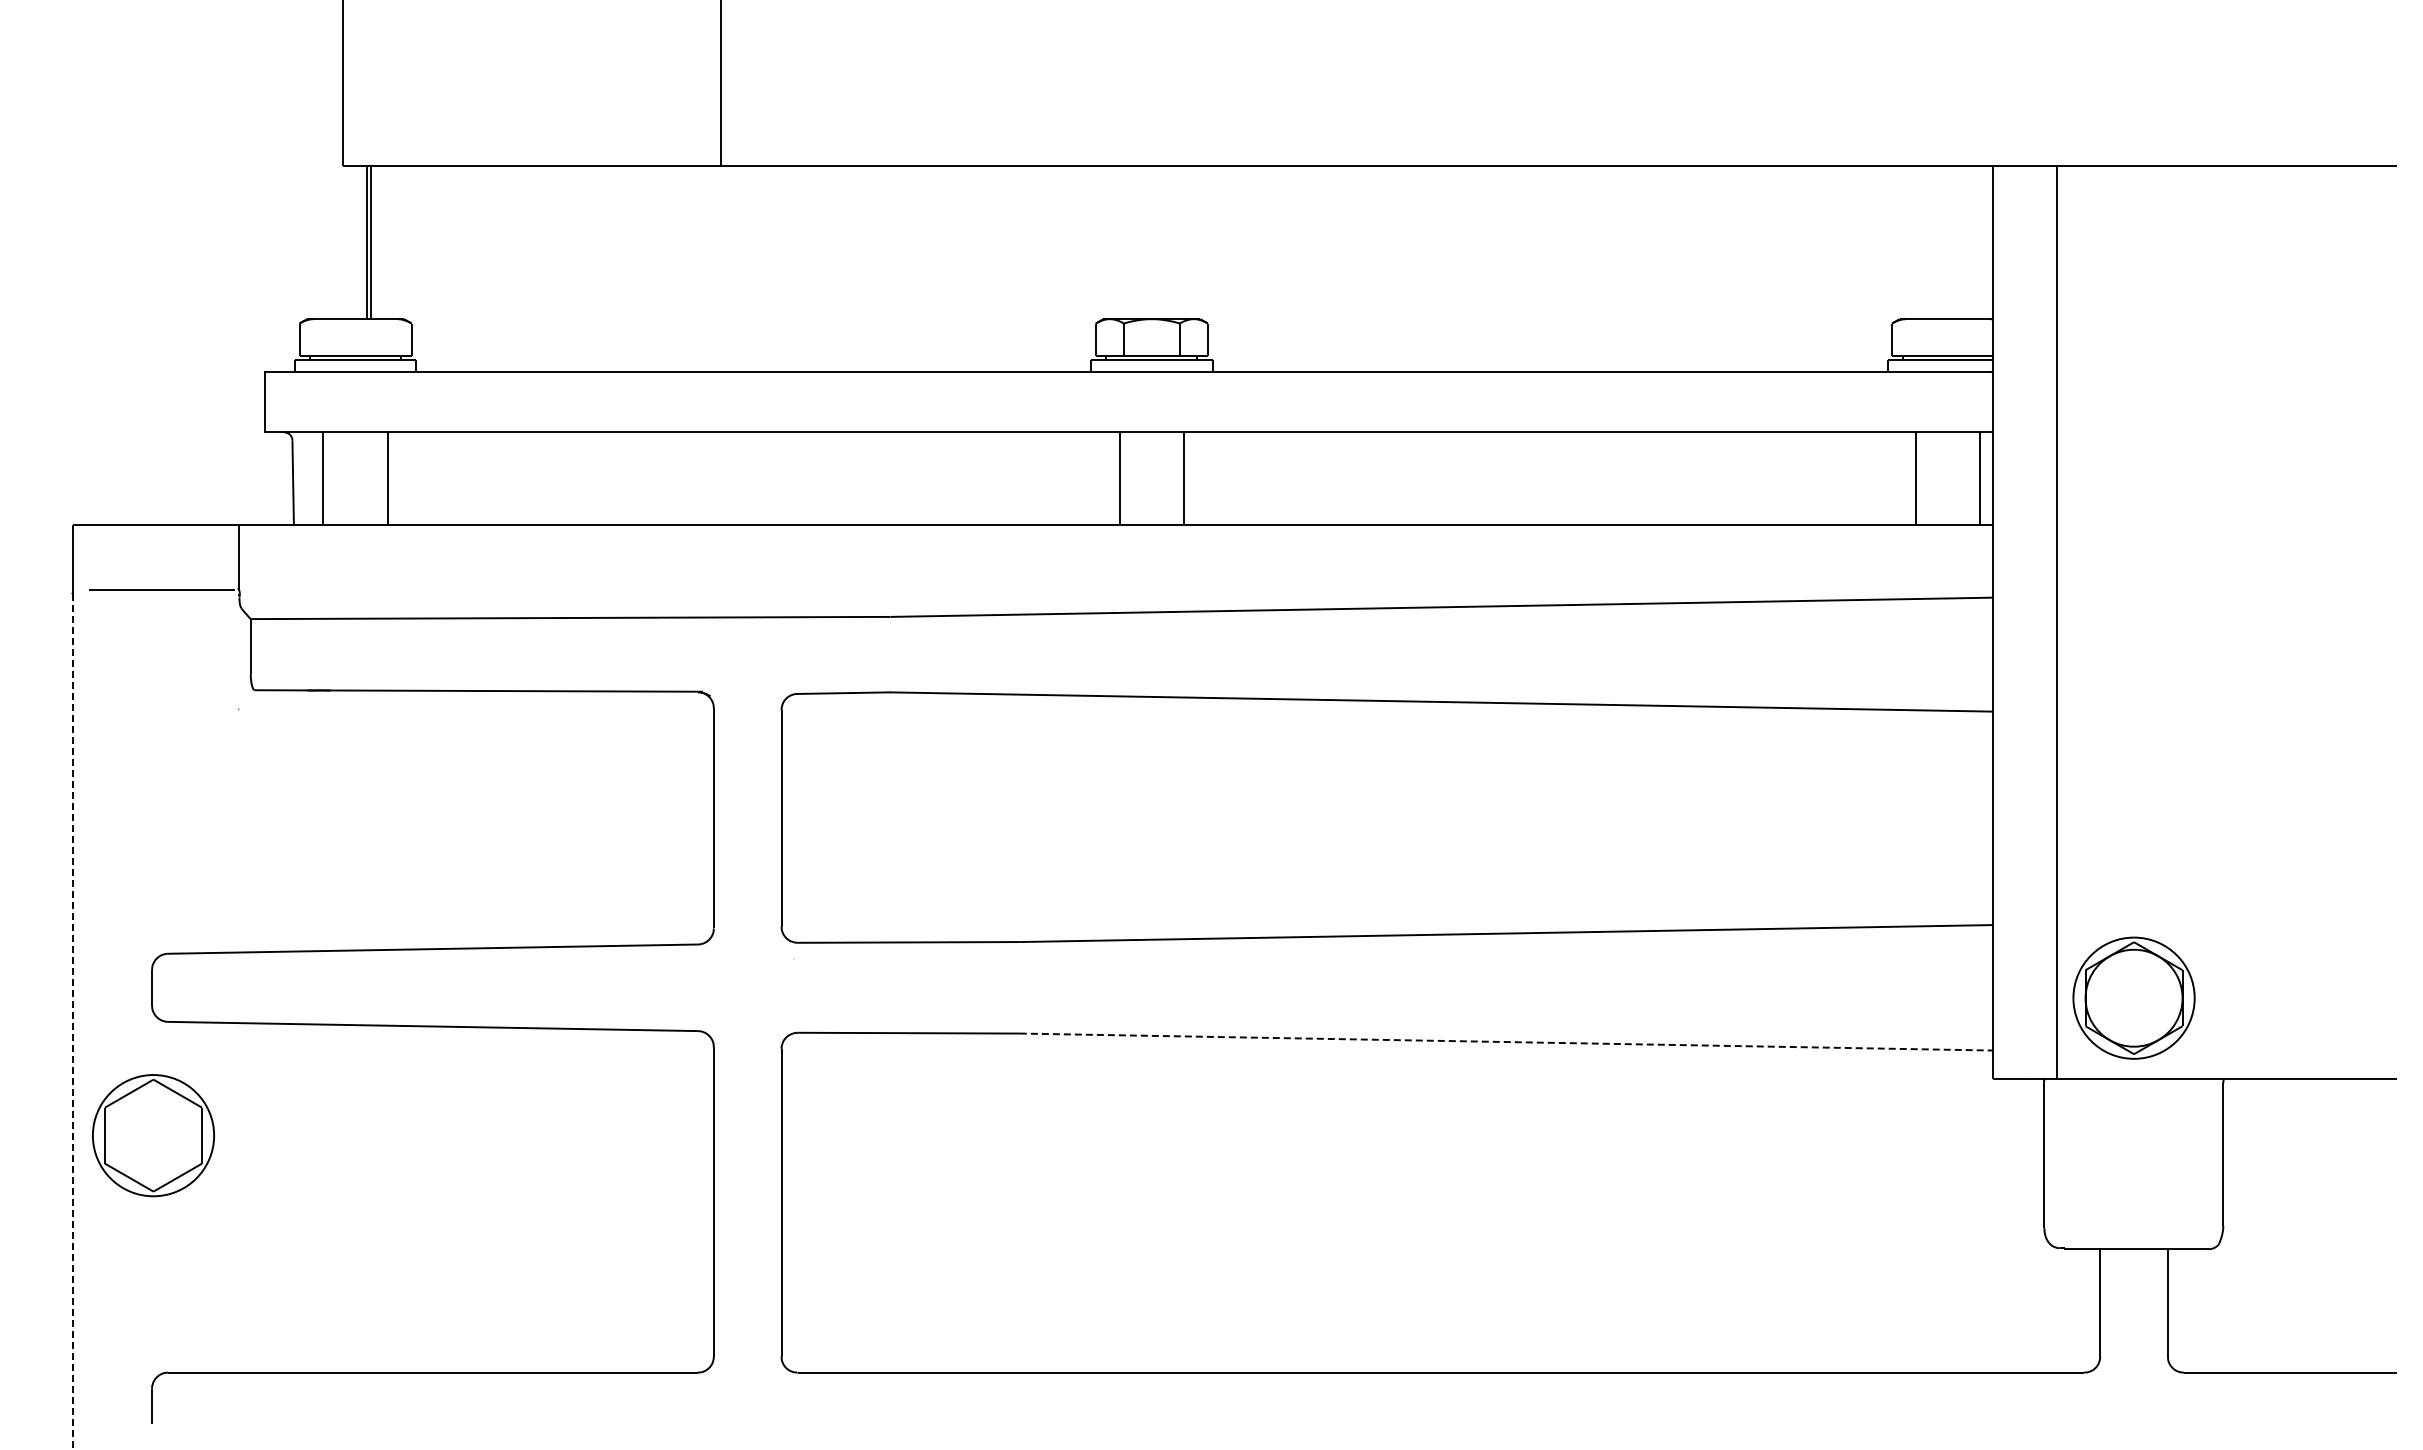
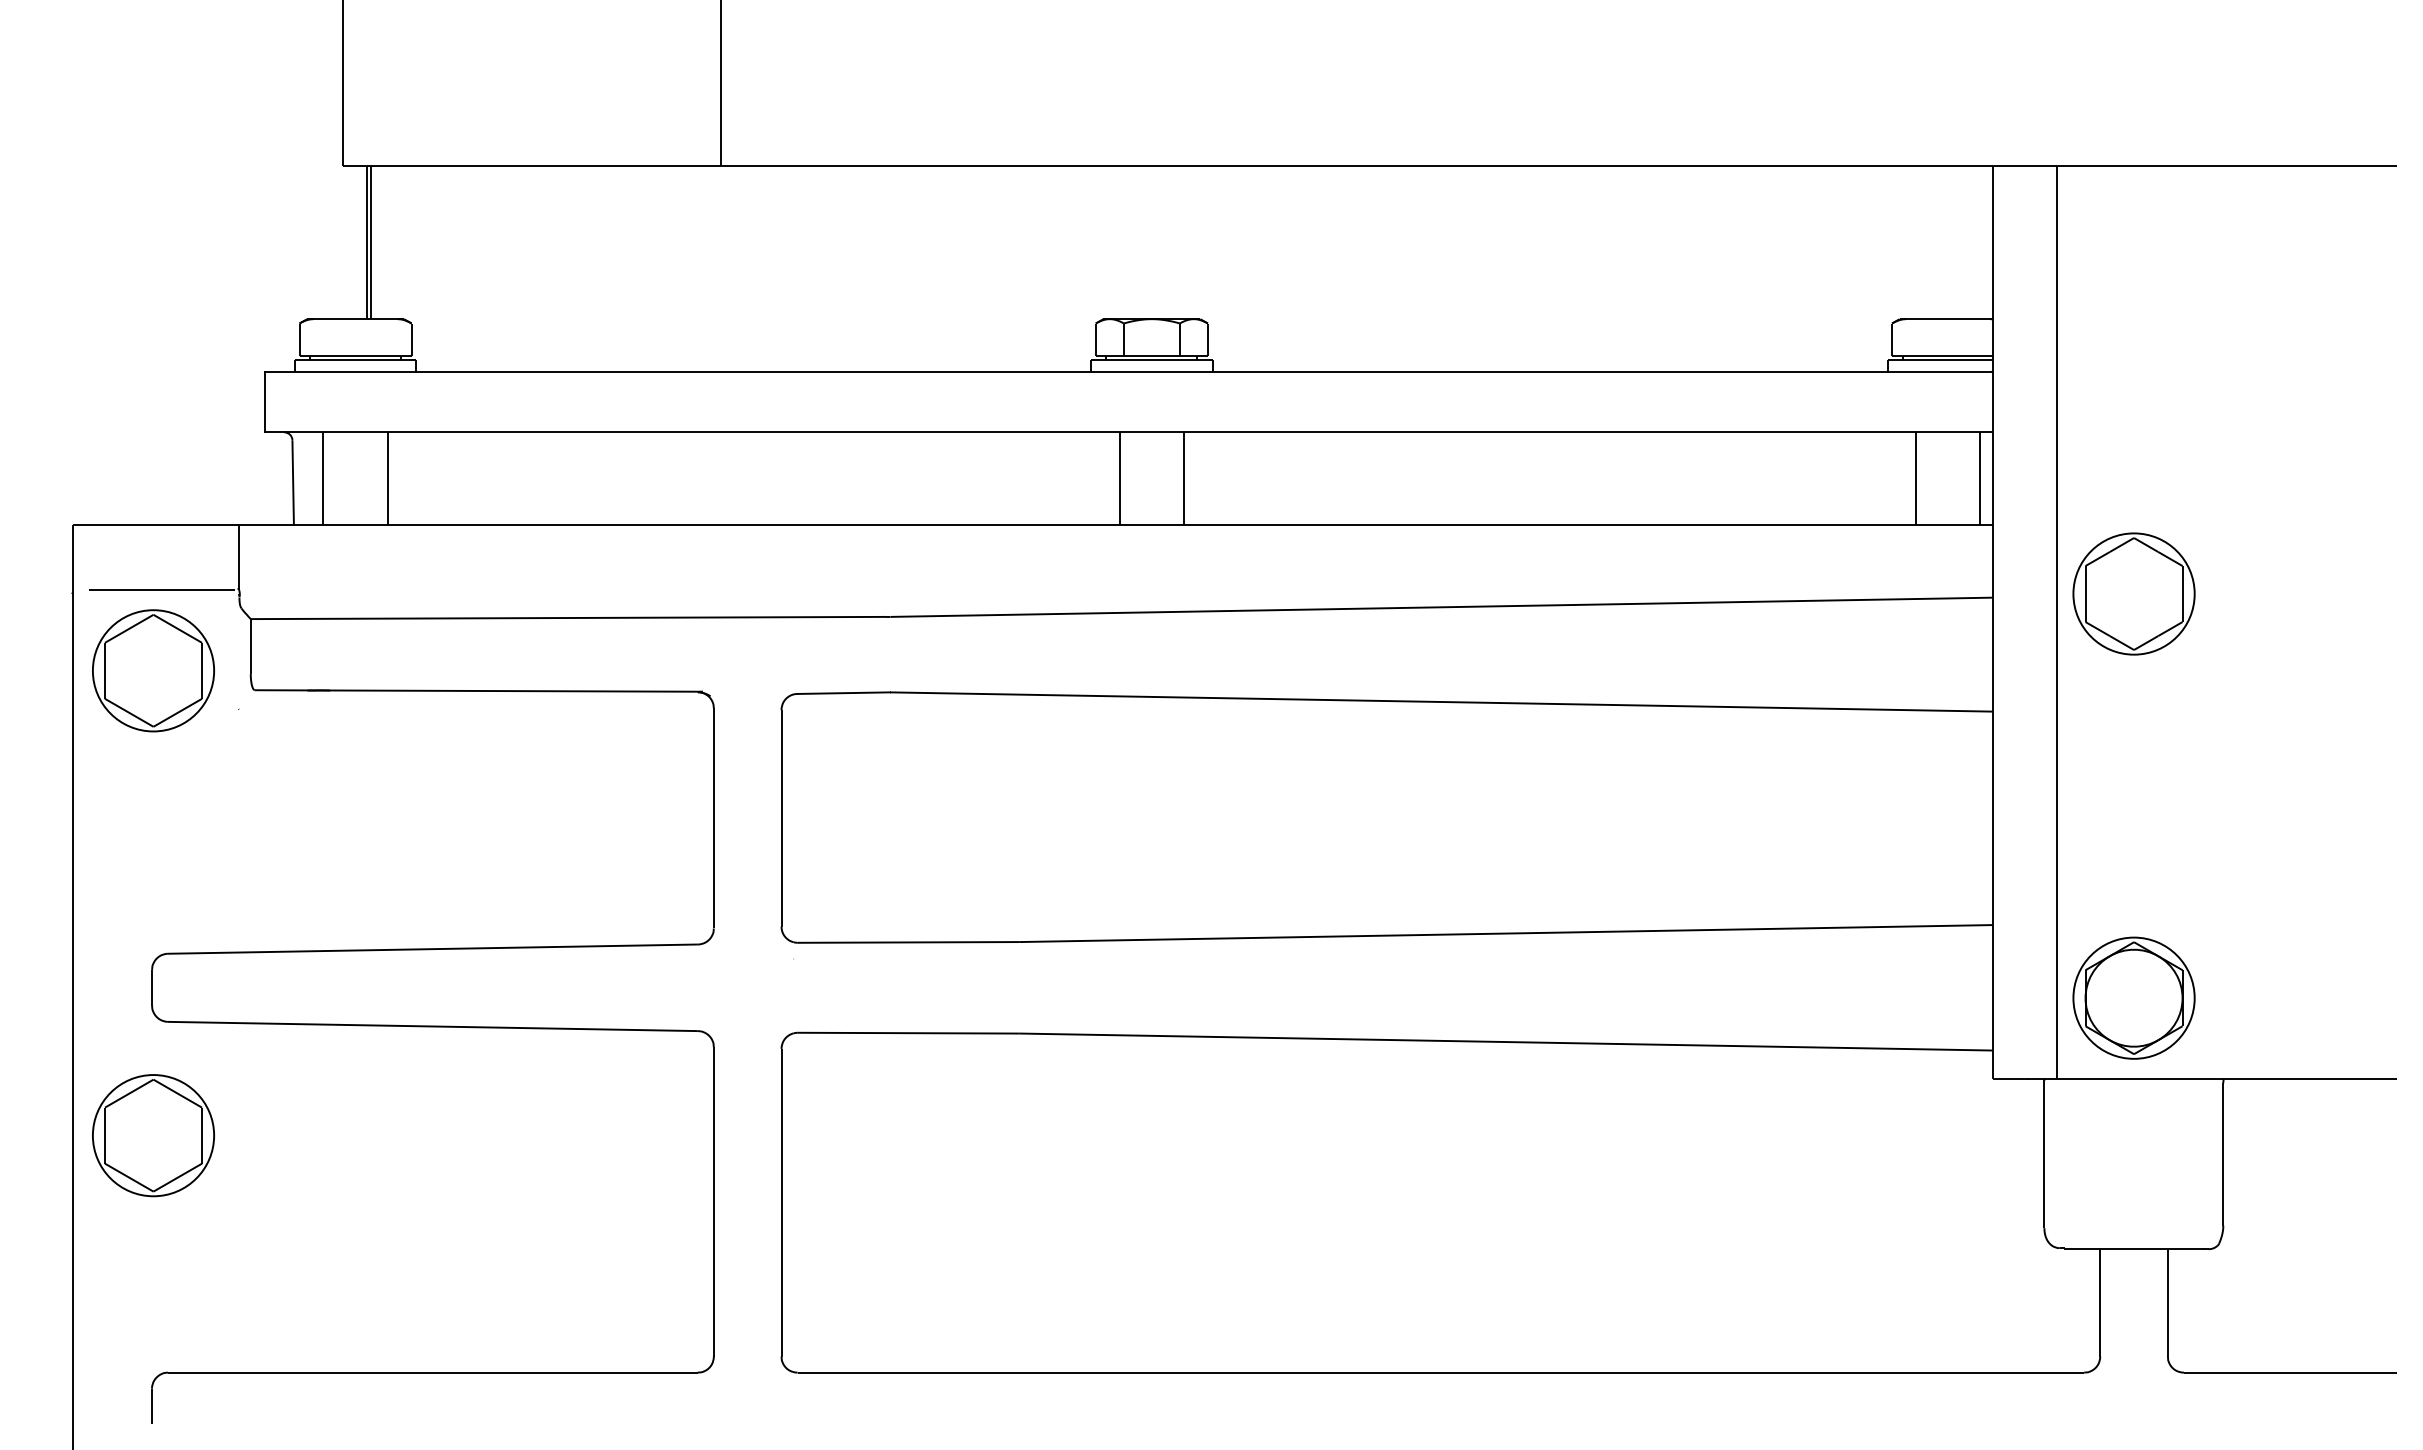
part: none -> present (2133, 593)
part: none -> present (153, 670)
line: dashed -> solid (72, 1022)
line: dashed -> solid (1506, 1042)
